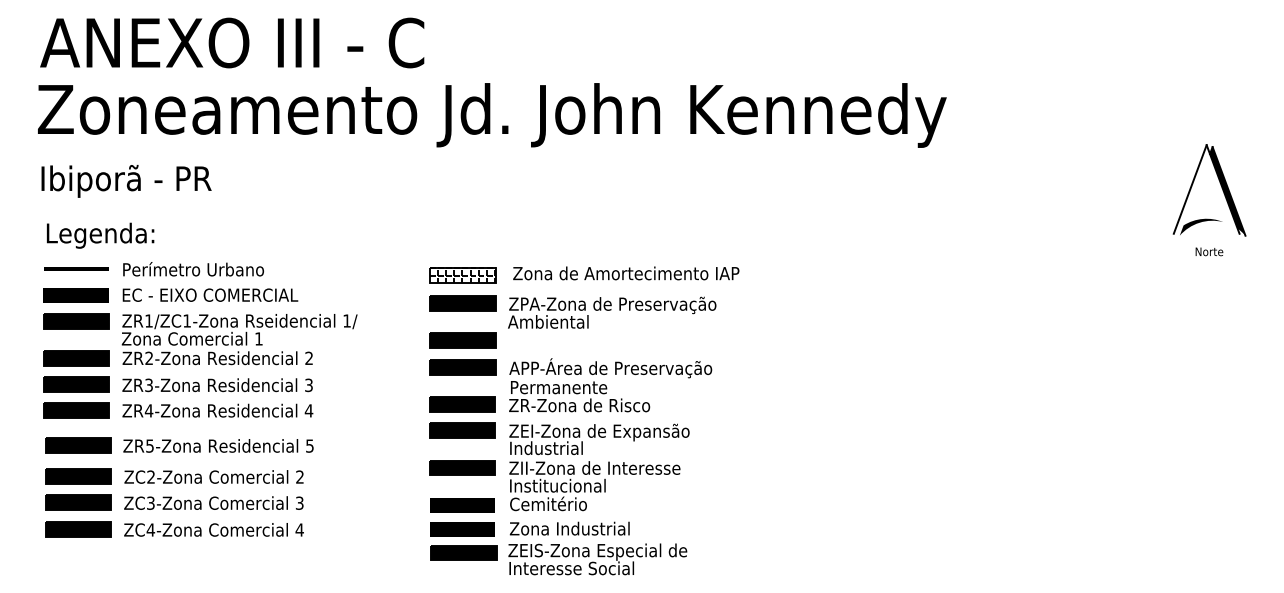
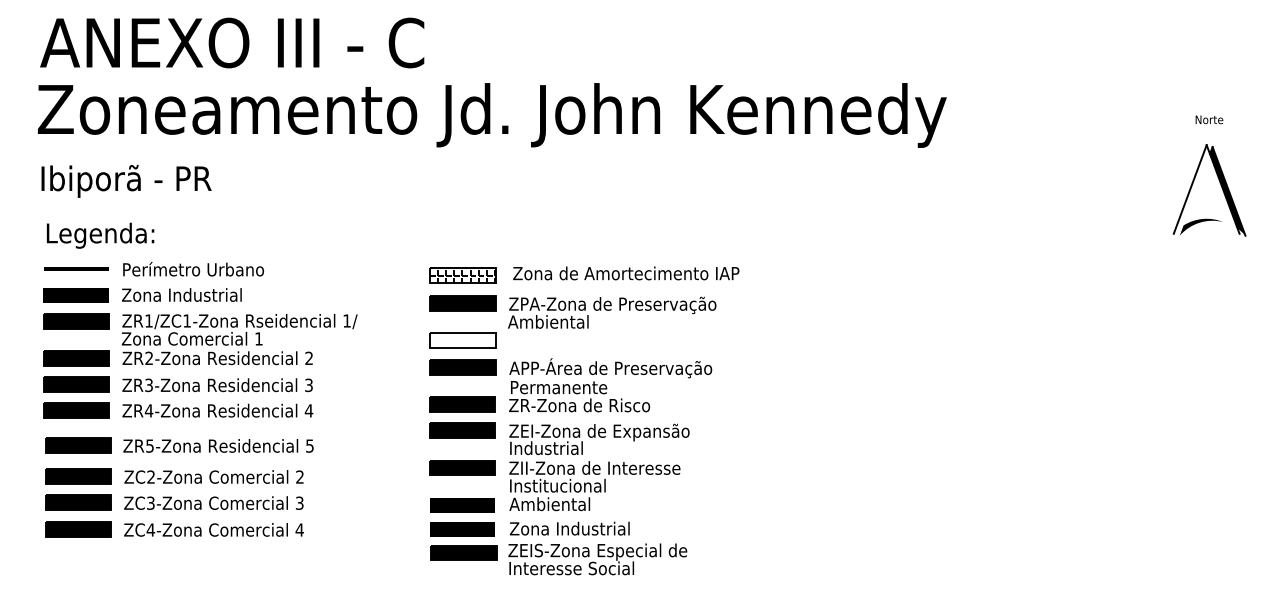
text position: (1209, 251) -> (1209, 119) (1209, 119)
text: EC - EIXO COMERCIAL -> Zona Industrial (210, 294)
fill: present -> none (462, 340)
text: Cemitério -> Ambiental (549, 503)
